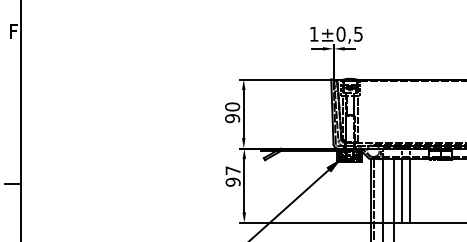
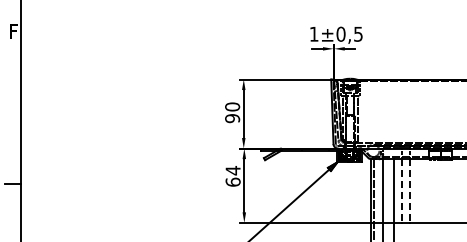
text: 97 -> 64 (232, 176)
line: solid -> dashed (401, 191)
line: solid -> dashed (409, 191)
